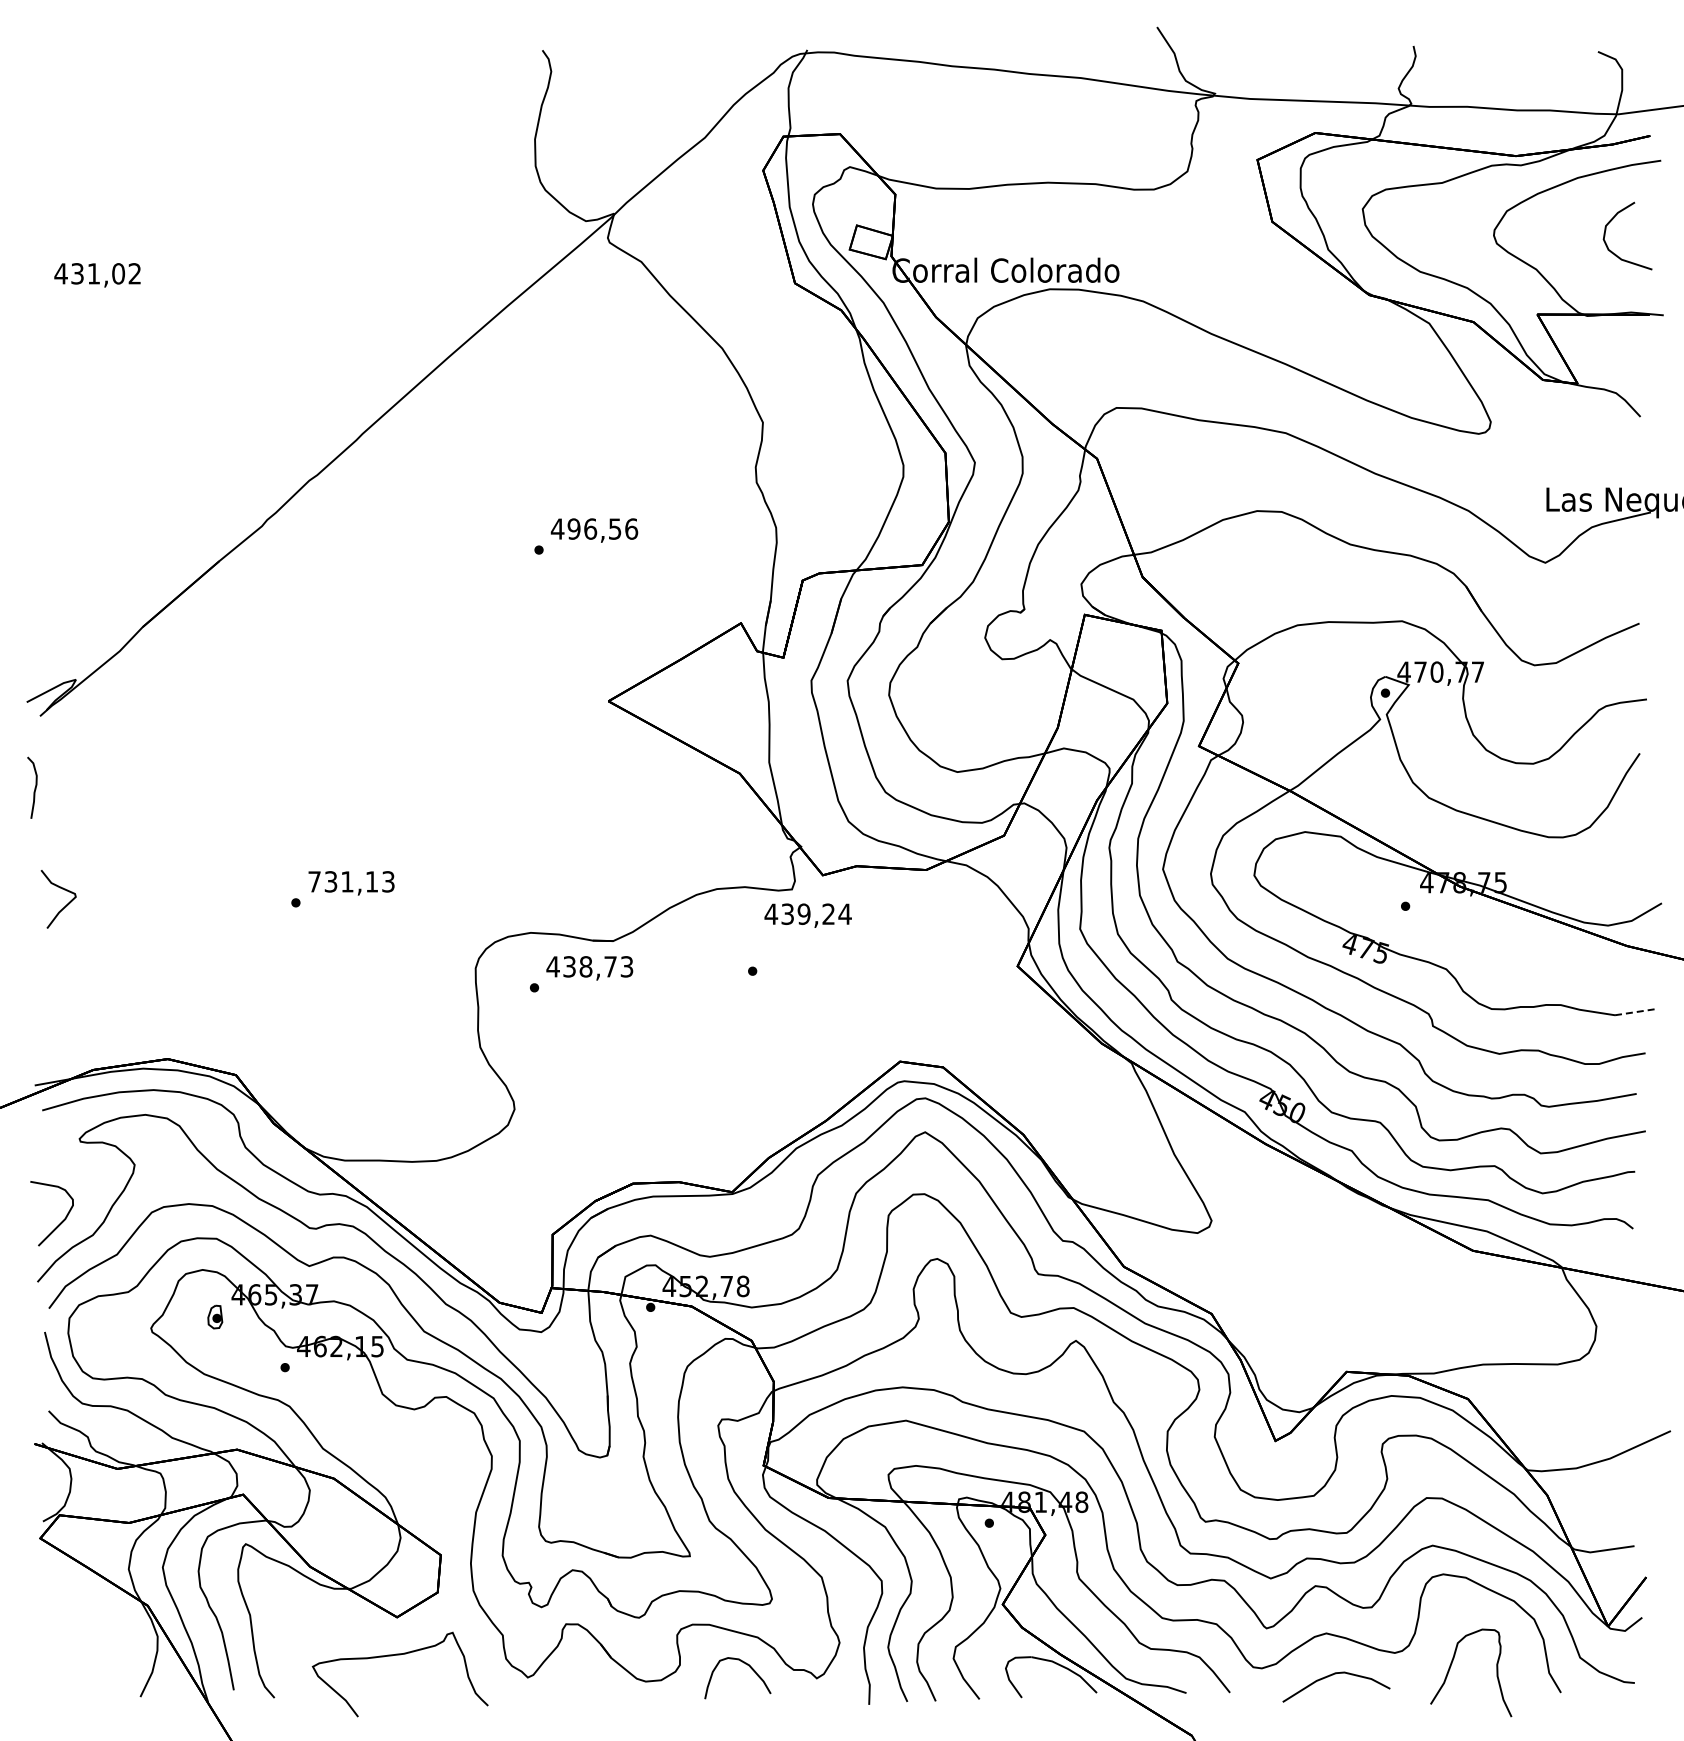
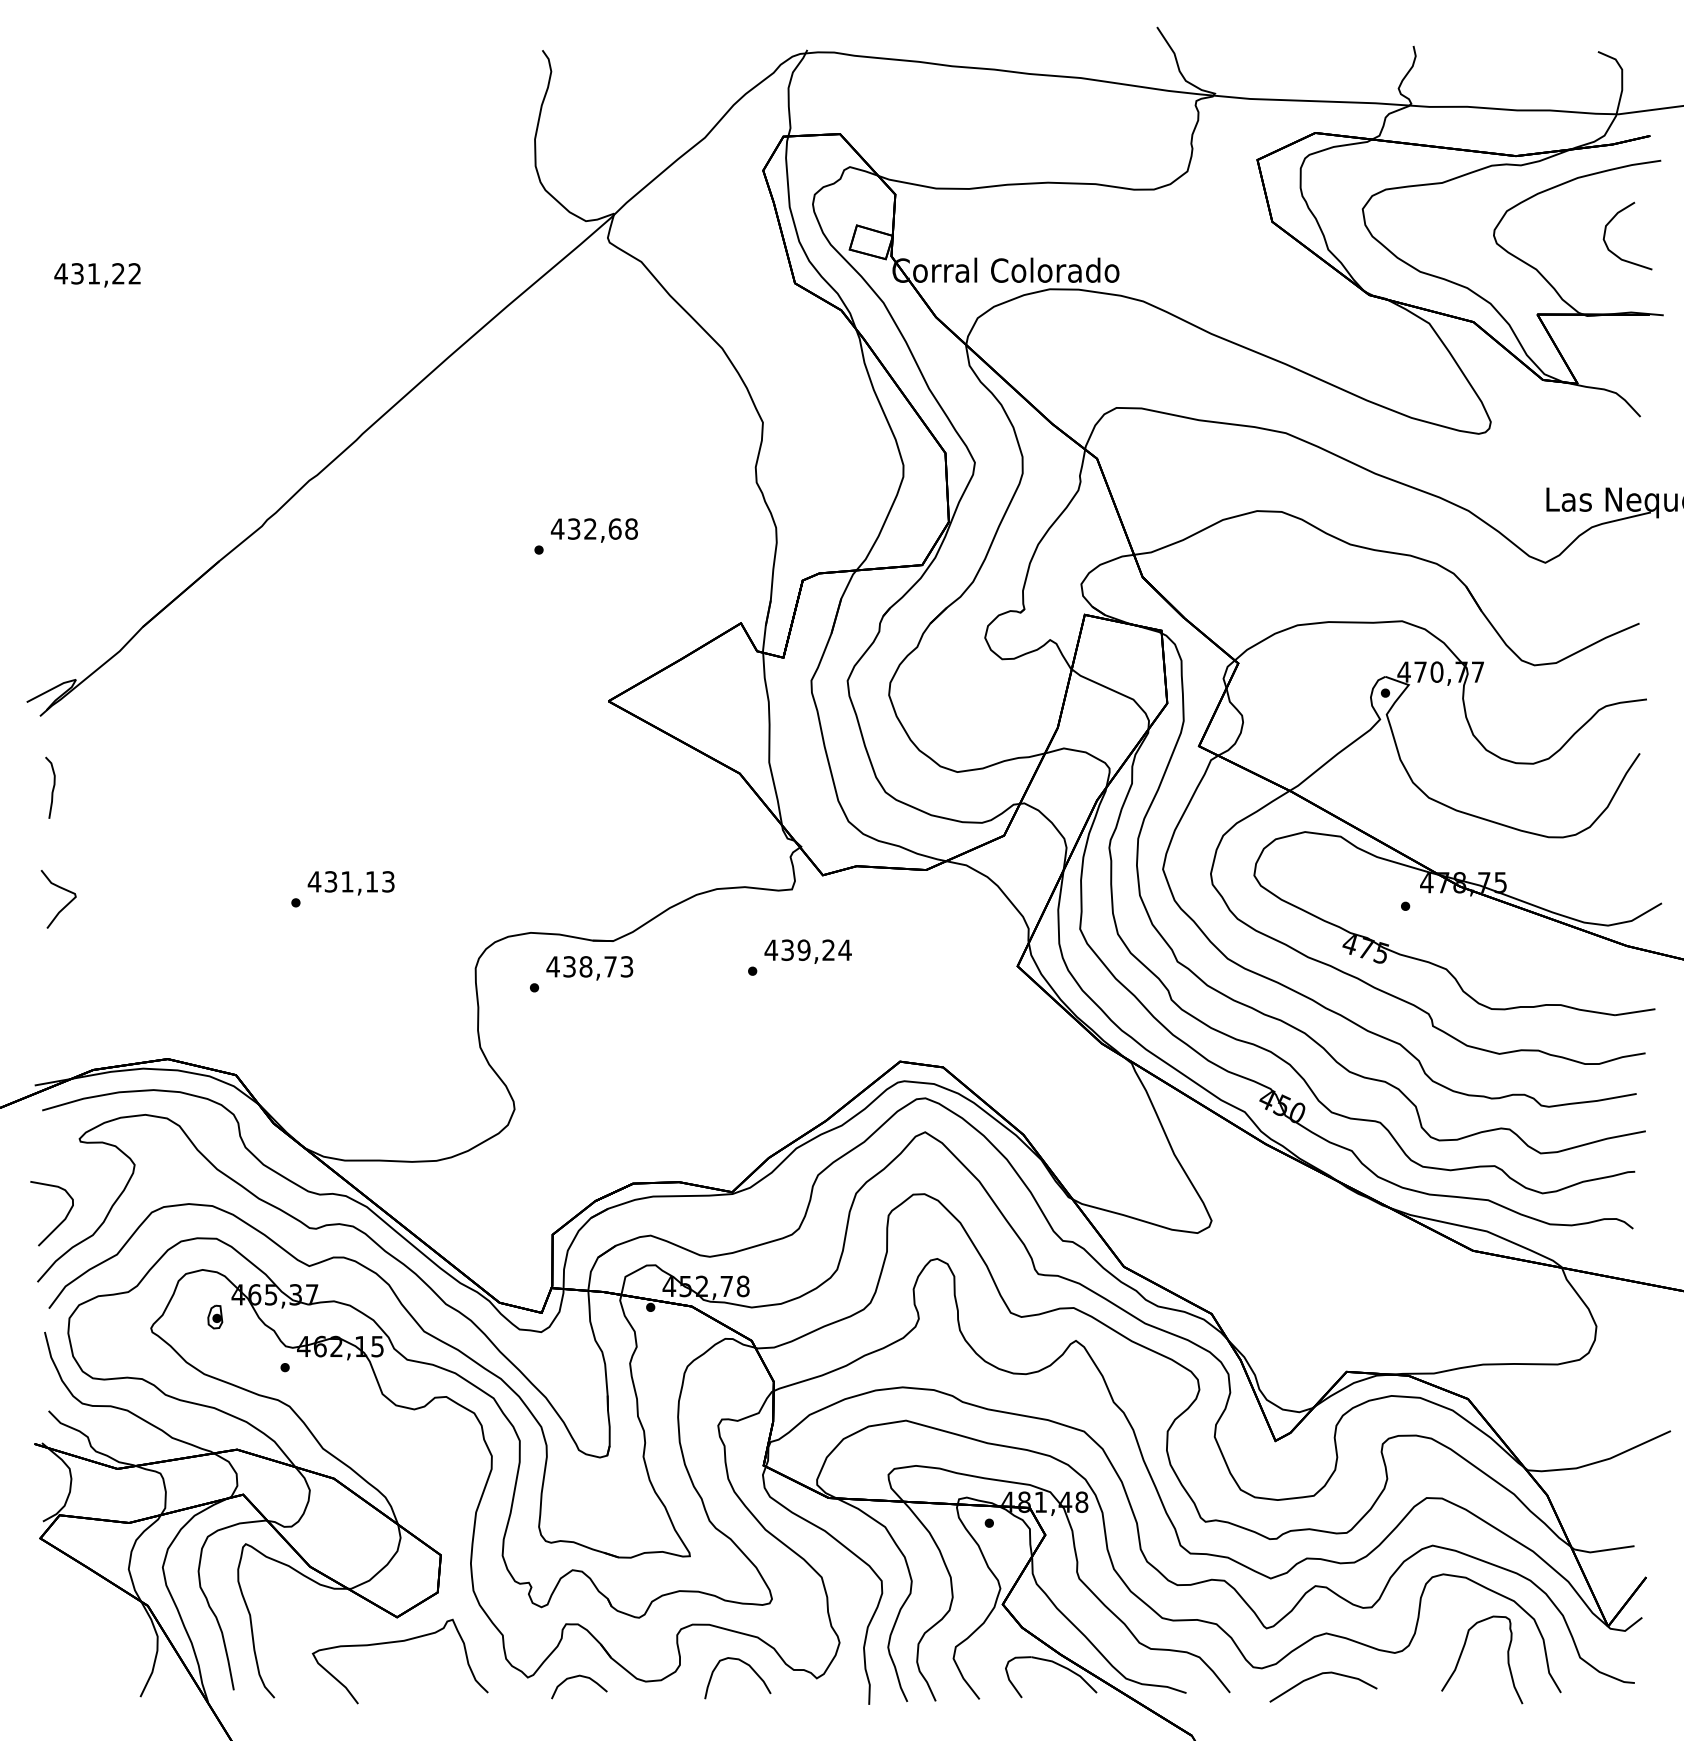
text: 431,02 -> 431,22 (118, 273)
text: 496,56 -> 432,68 (602, 528)
curve position: (34, 787) -> (52, 787) (52, 787)
text: 731,13 -> 431,13 (314, 881)
text position: (807, 915) -> (807, 951) (807, 951)
line: dashed -> solid (1635, 1012)
curve position: (399, 1655) -> (399, 1642) (399, 1642)
curve position: (1451, 1666) -> (1462, 1653) (1462, 1653)
curve position: (1333, 1675) -> (1320, 1675) (1320, 1675)
curve: none -> present (577, 1677)
